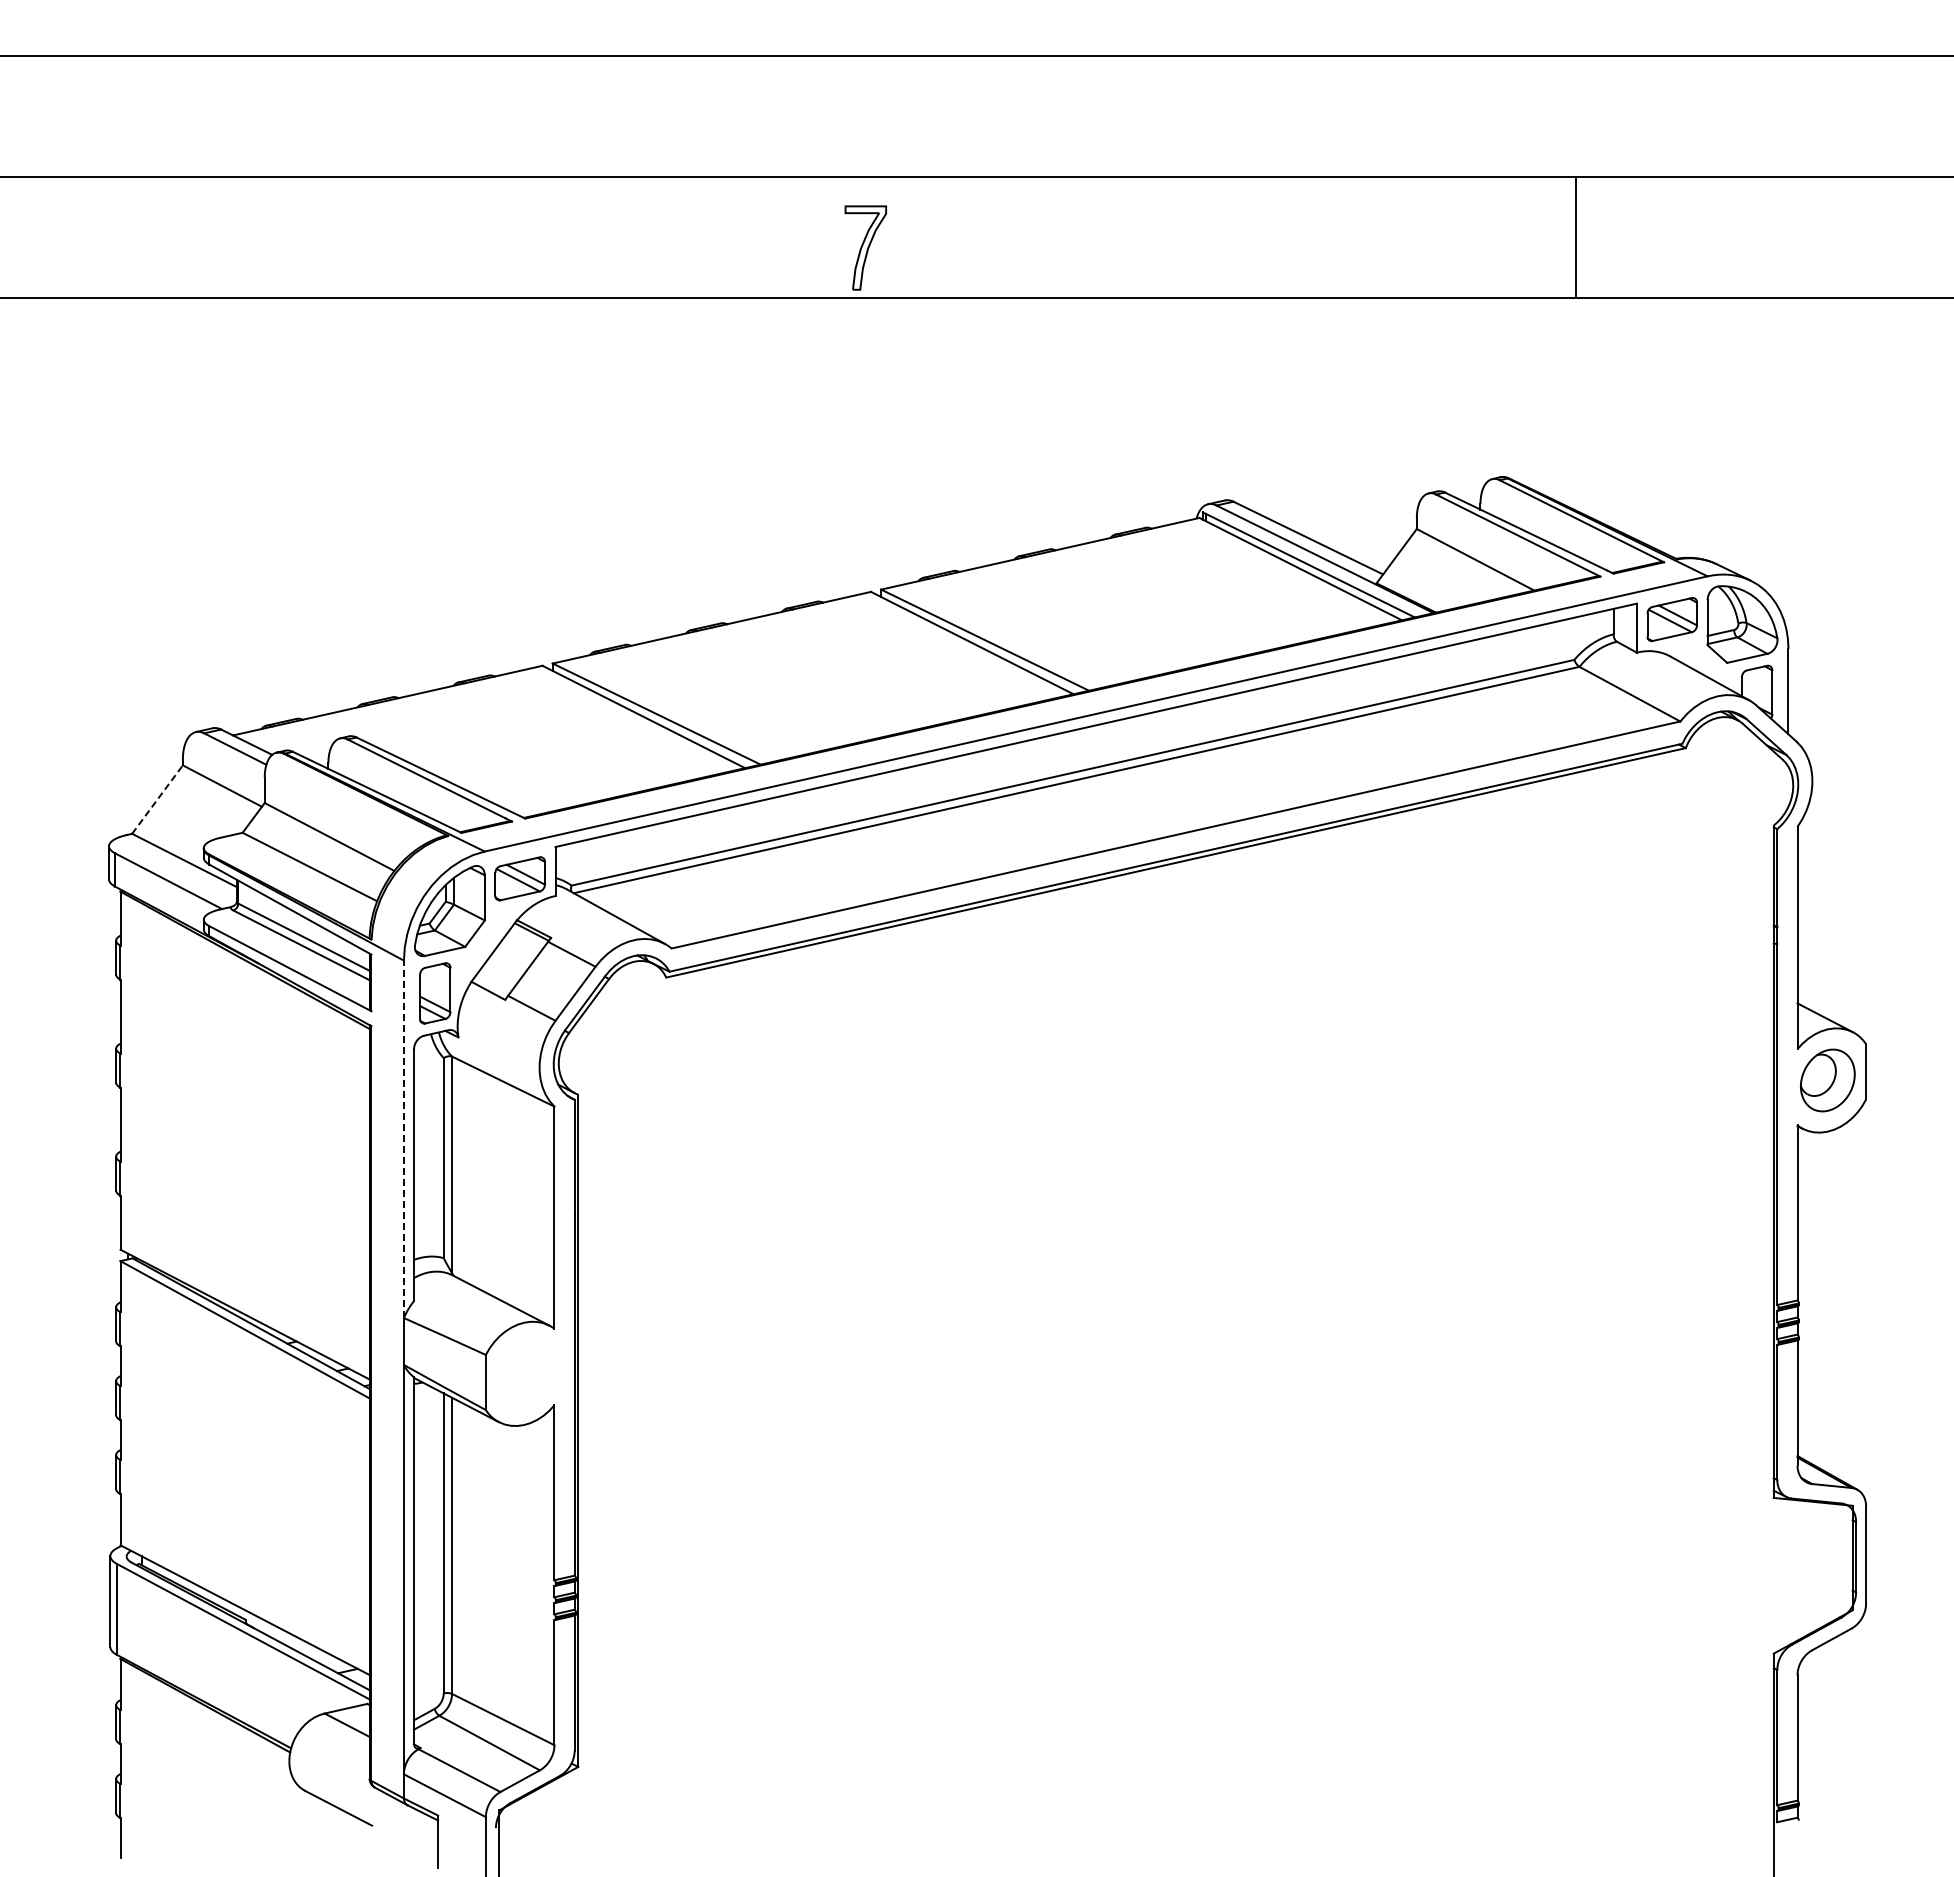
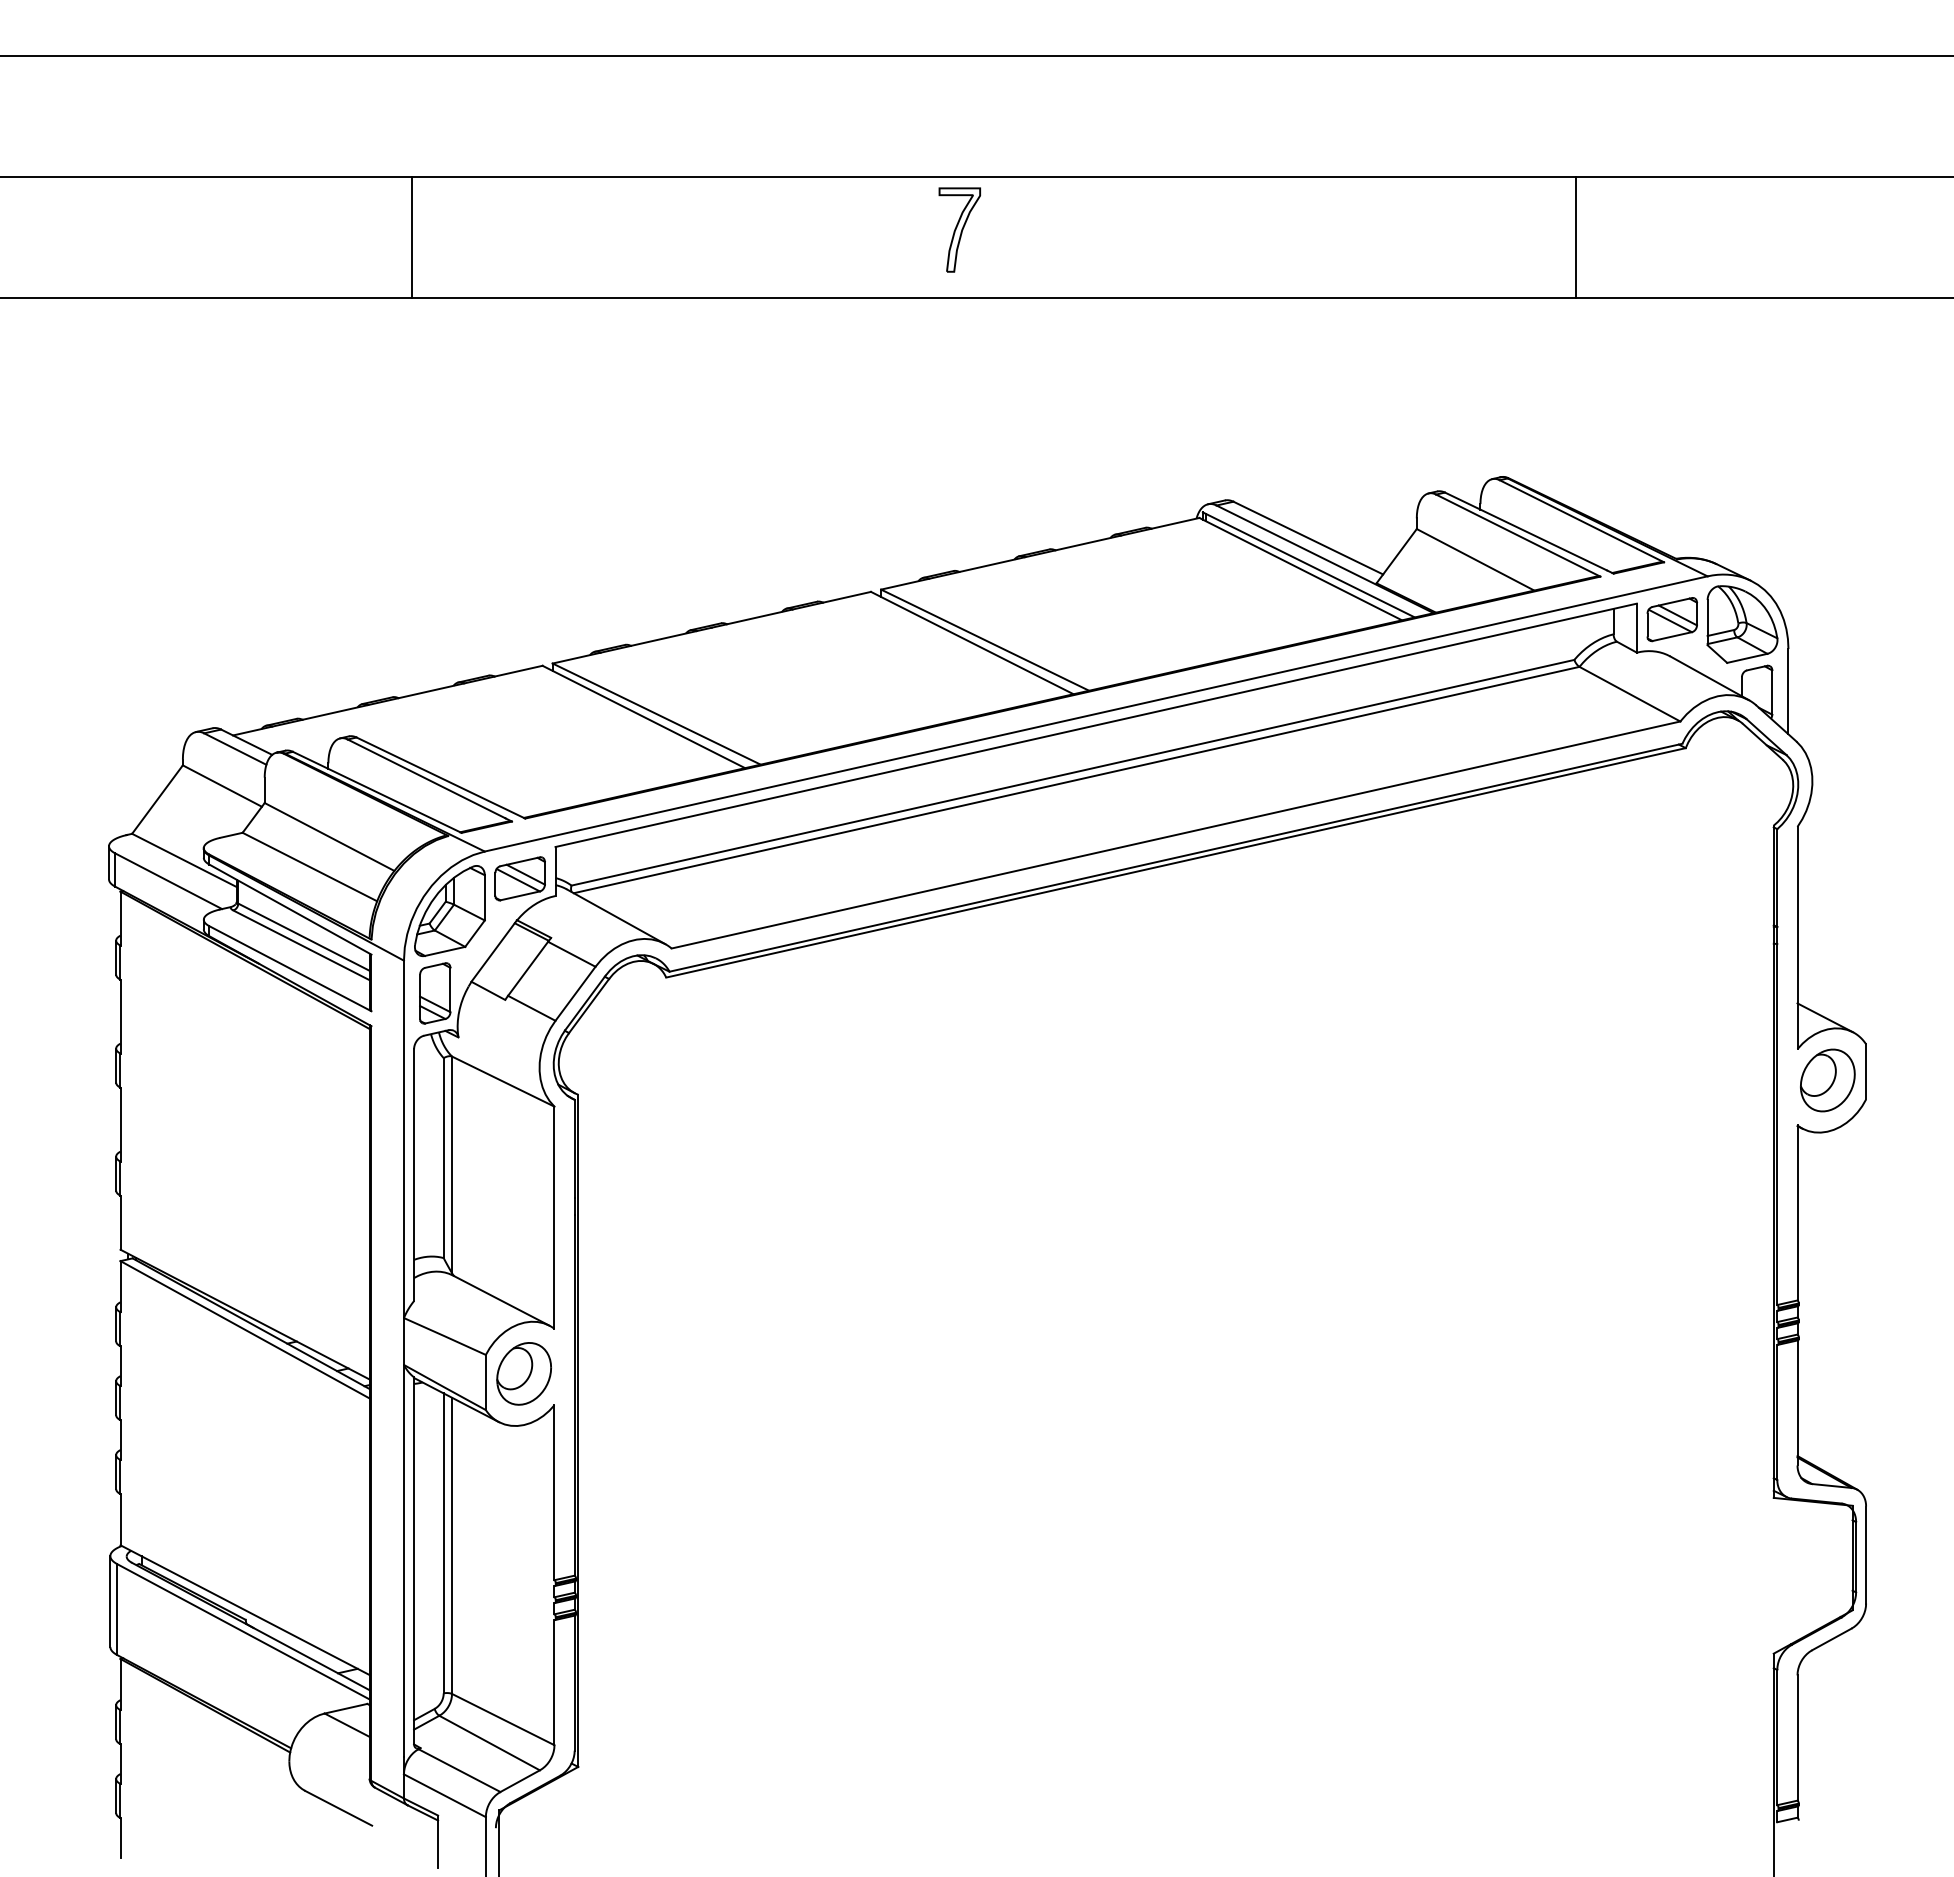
line: none -> present (412, 237)
part position: (865, 247) -> (959, 229) (959, 229)
line: dashed -> solid (157, 799)
line: dashed -> solid (403, 1139)
part: none -> present (523, 1373)
